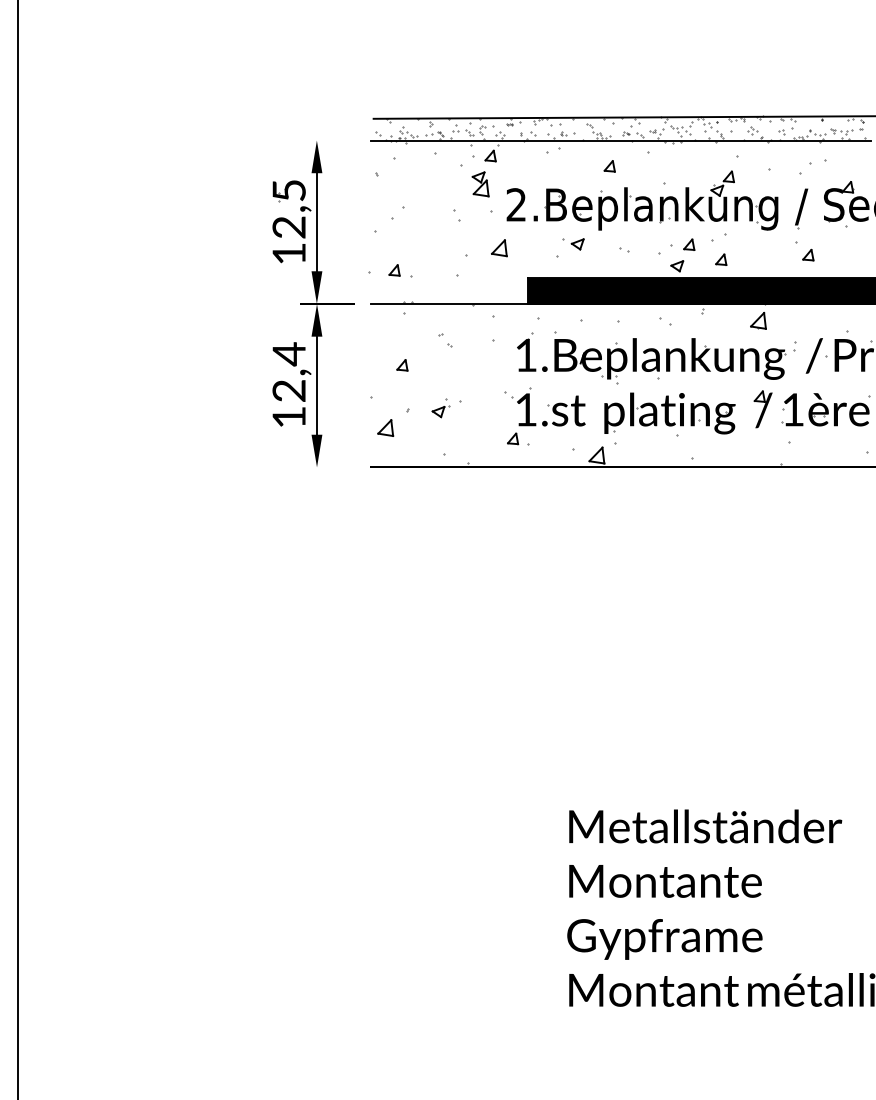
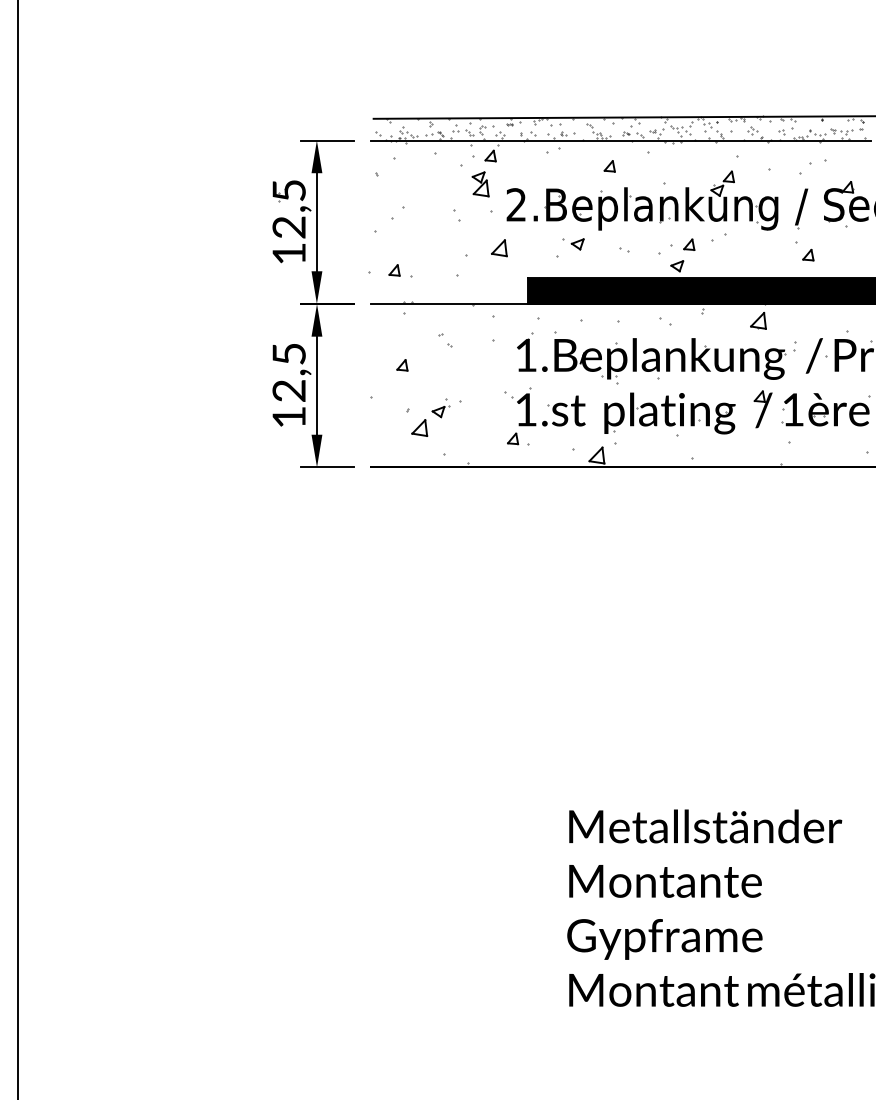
line: none -> present (327, 140)
part: present -> none (721, 259)
text: 12,4 -> 12,5 (288, 354)
part position: (385, 427) -> (419, 427) (419, 427)
line: none -> present (327, 467)
